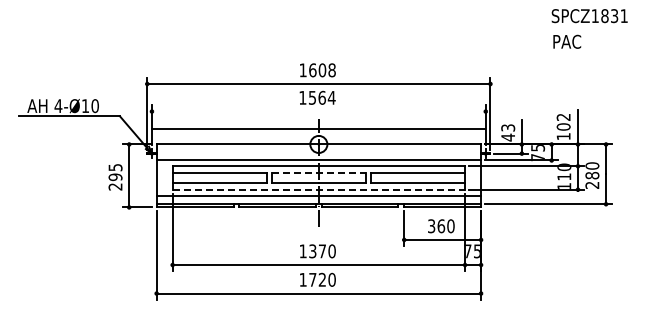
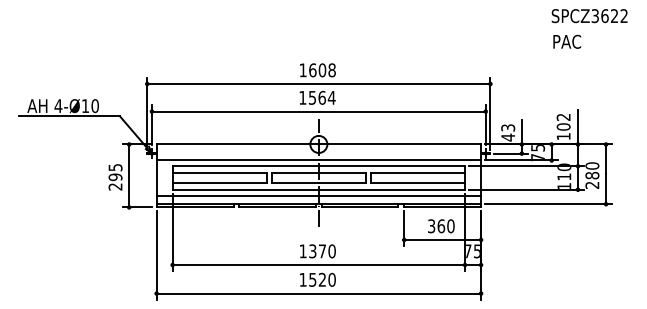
text: SPCZ1831 -> SPCZ3622 (609, 16)
line position: (318, 128) -> (318, 111) (318, 111)
line: dashed -> solid (318, 172)
line: dashed -> solid (319, 189)
text: 1720 -> 1520 (312, 279)
